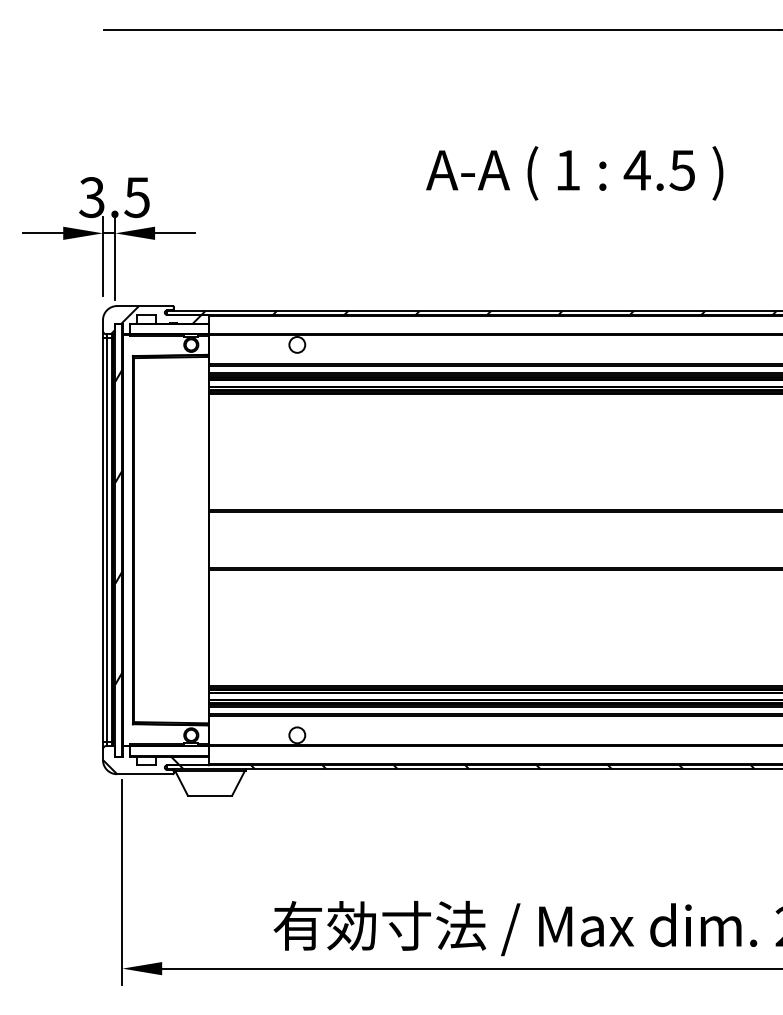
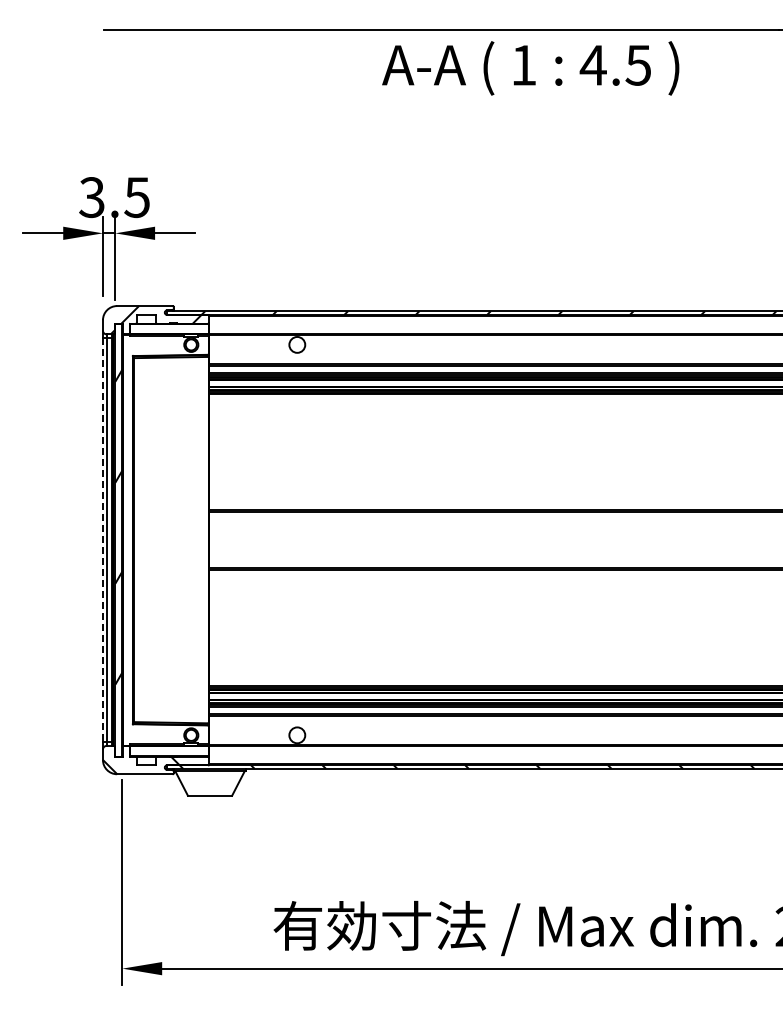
text position: (574, 173) -> (530, 68) (530, 68)
line: solid -> dashed (102, 540)
